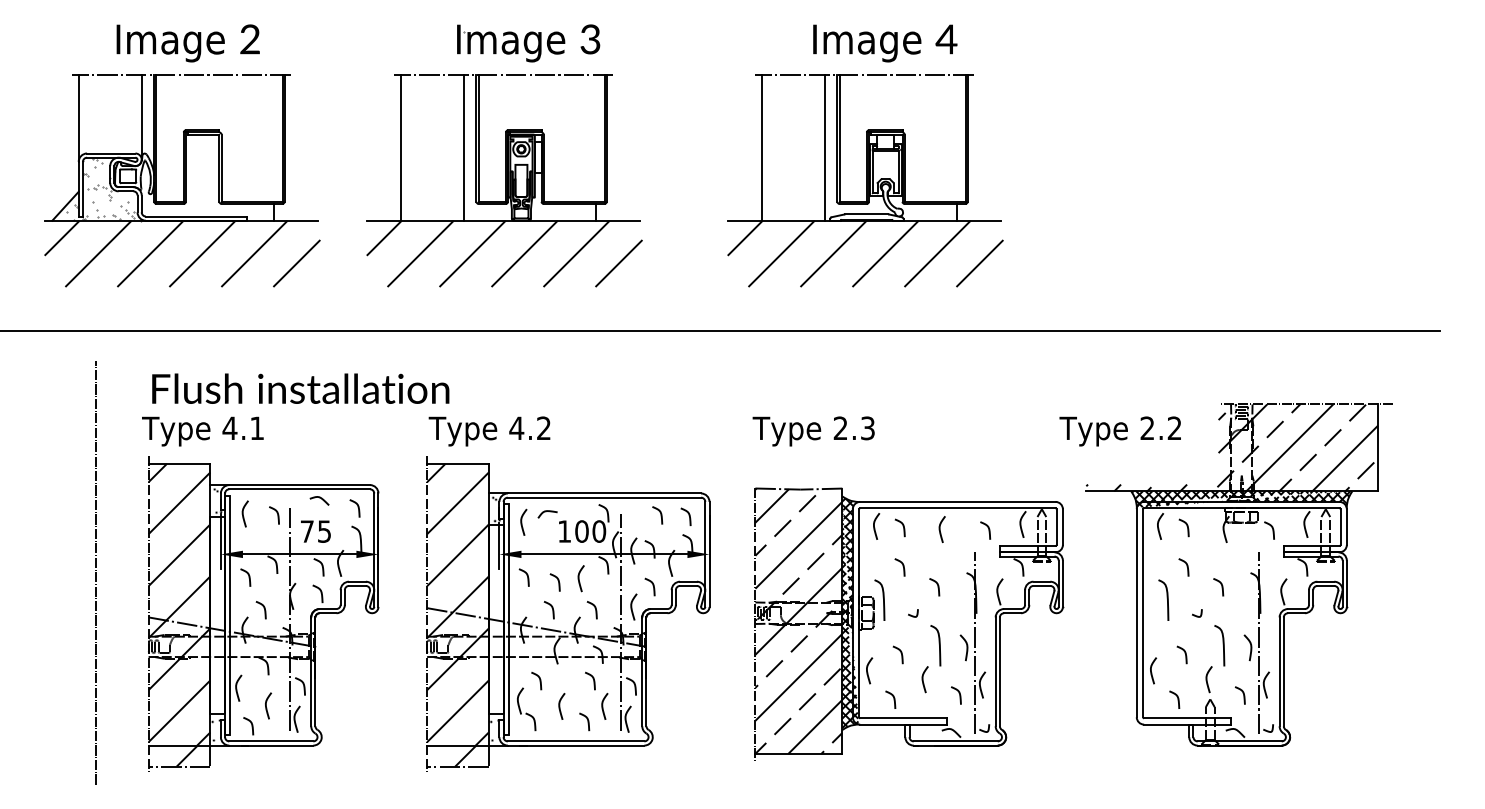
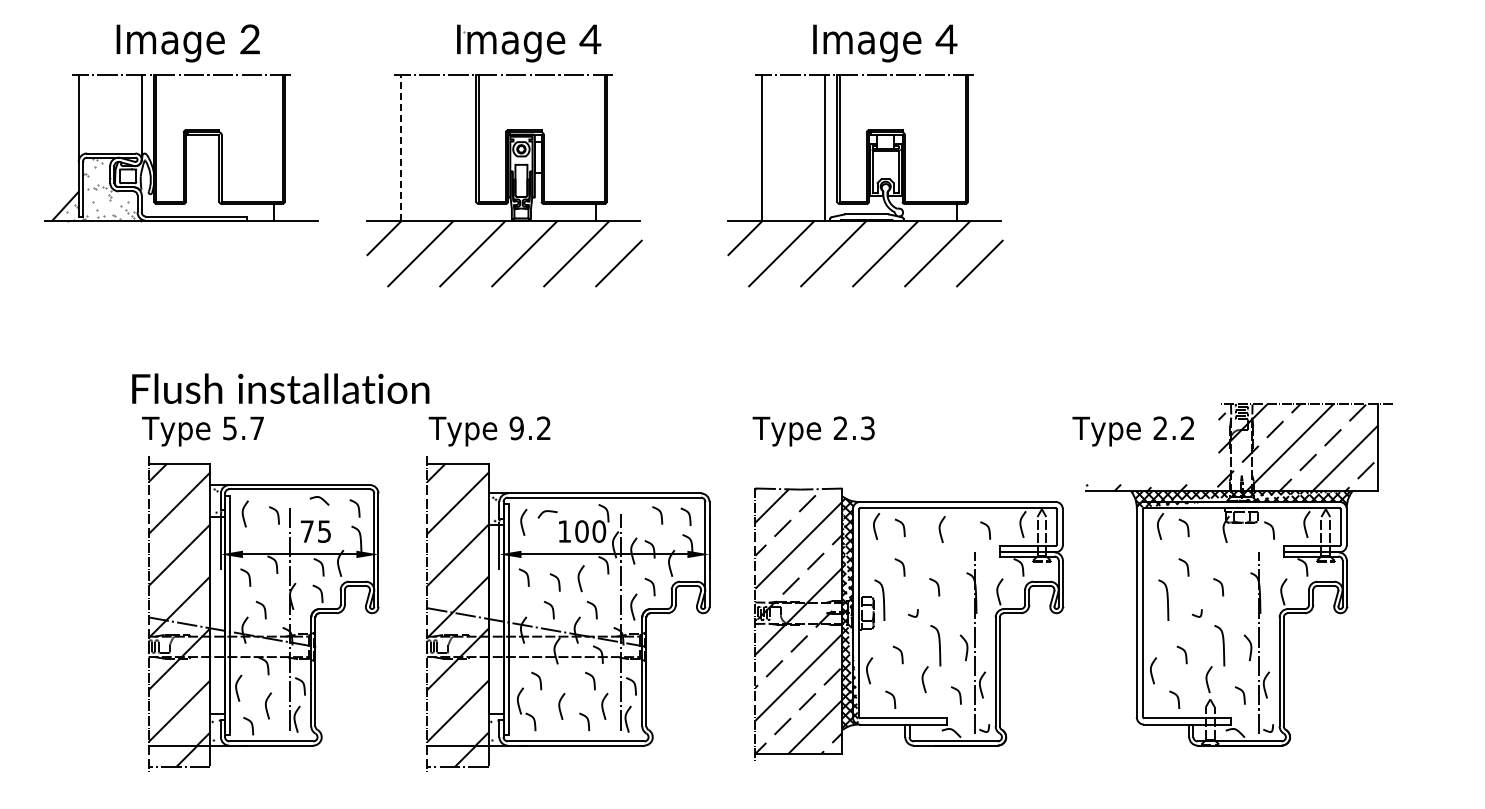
text: 3 -> 4 (590, 39)
line: solid -> dashed (400, 147)
line: present -> none (463, 147)
hatch: present -> none (182, 253)
line: present -> none (721, 331)
text position: (300, 388) -> (280, 388) (280, 388)
text: 4.1 -> 5.7 (242, 428)
text: 4.2 -> 9.2 (516, 428)
text position: (1119, 431) -> (1132, 431) (1132, 431)
line: present -> none (95, 572)
